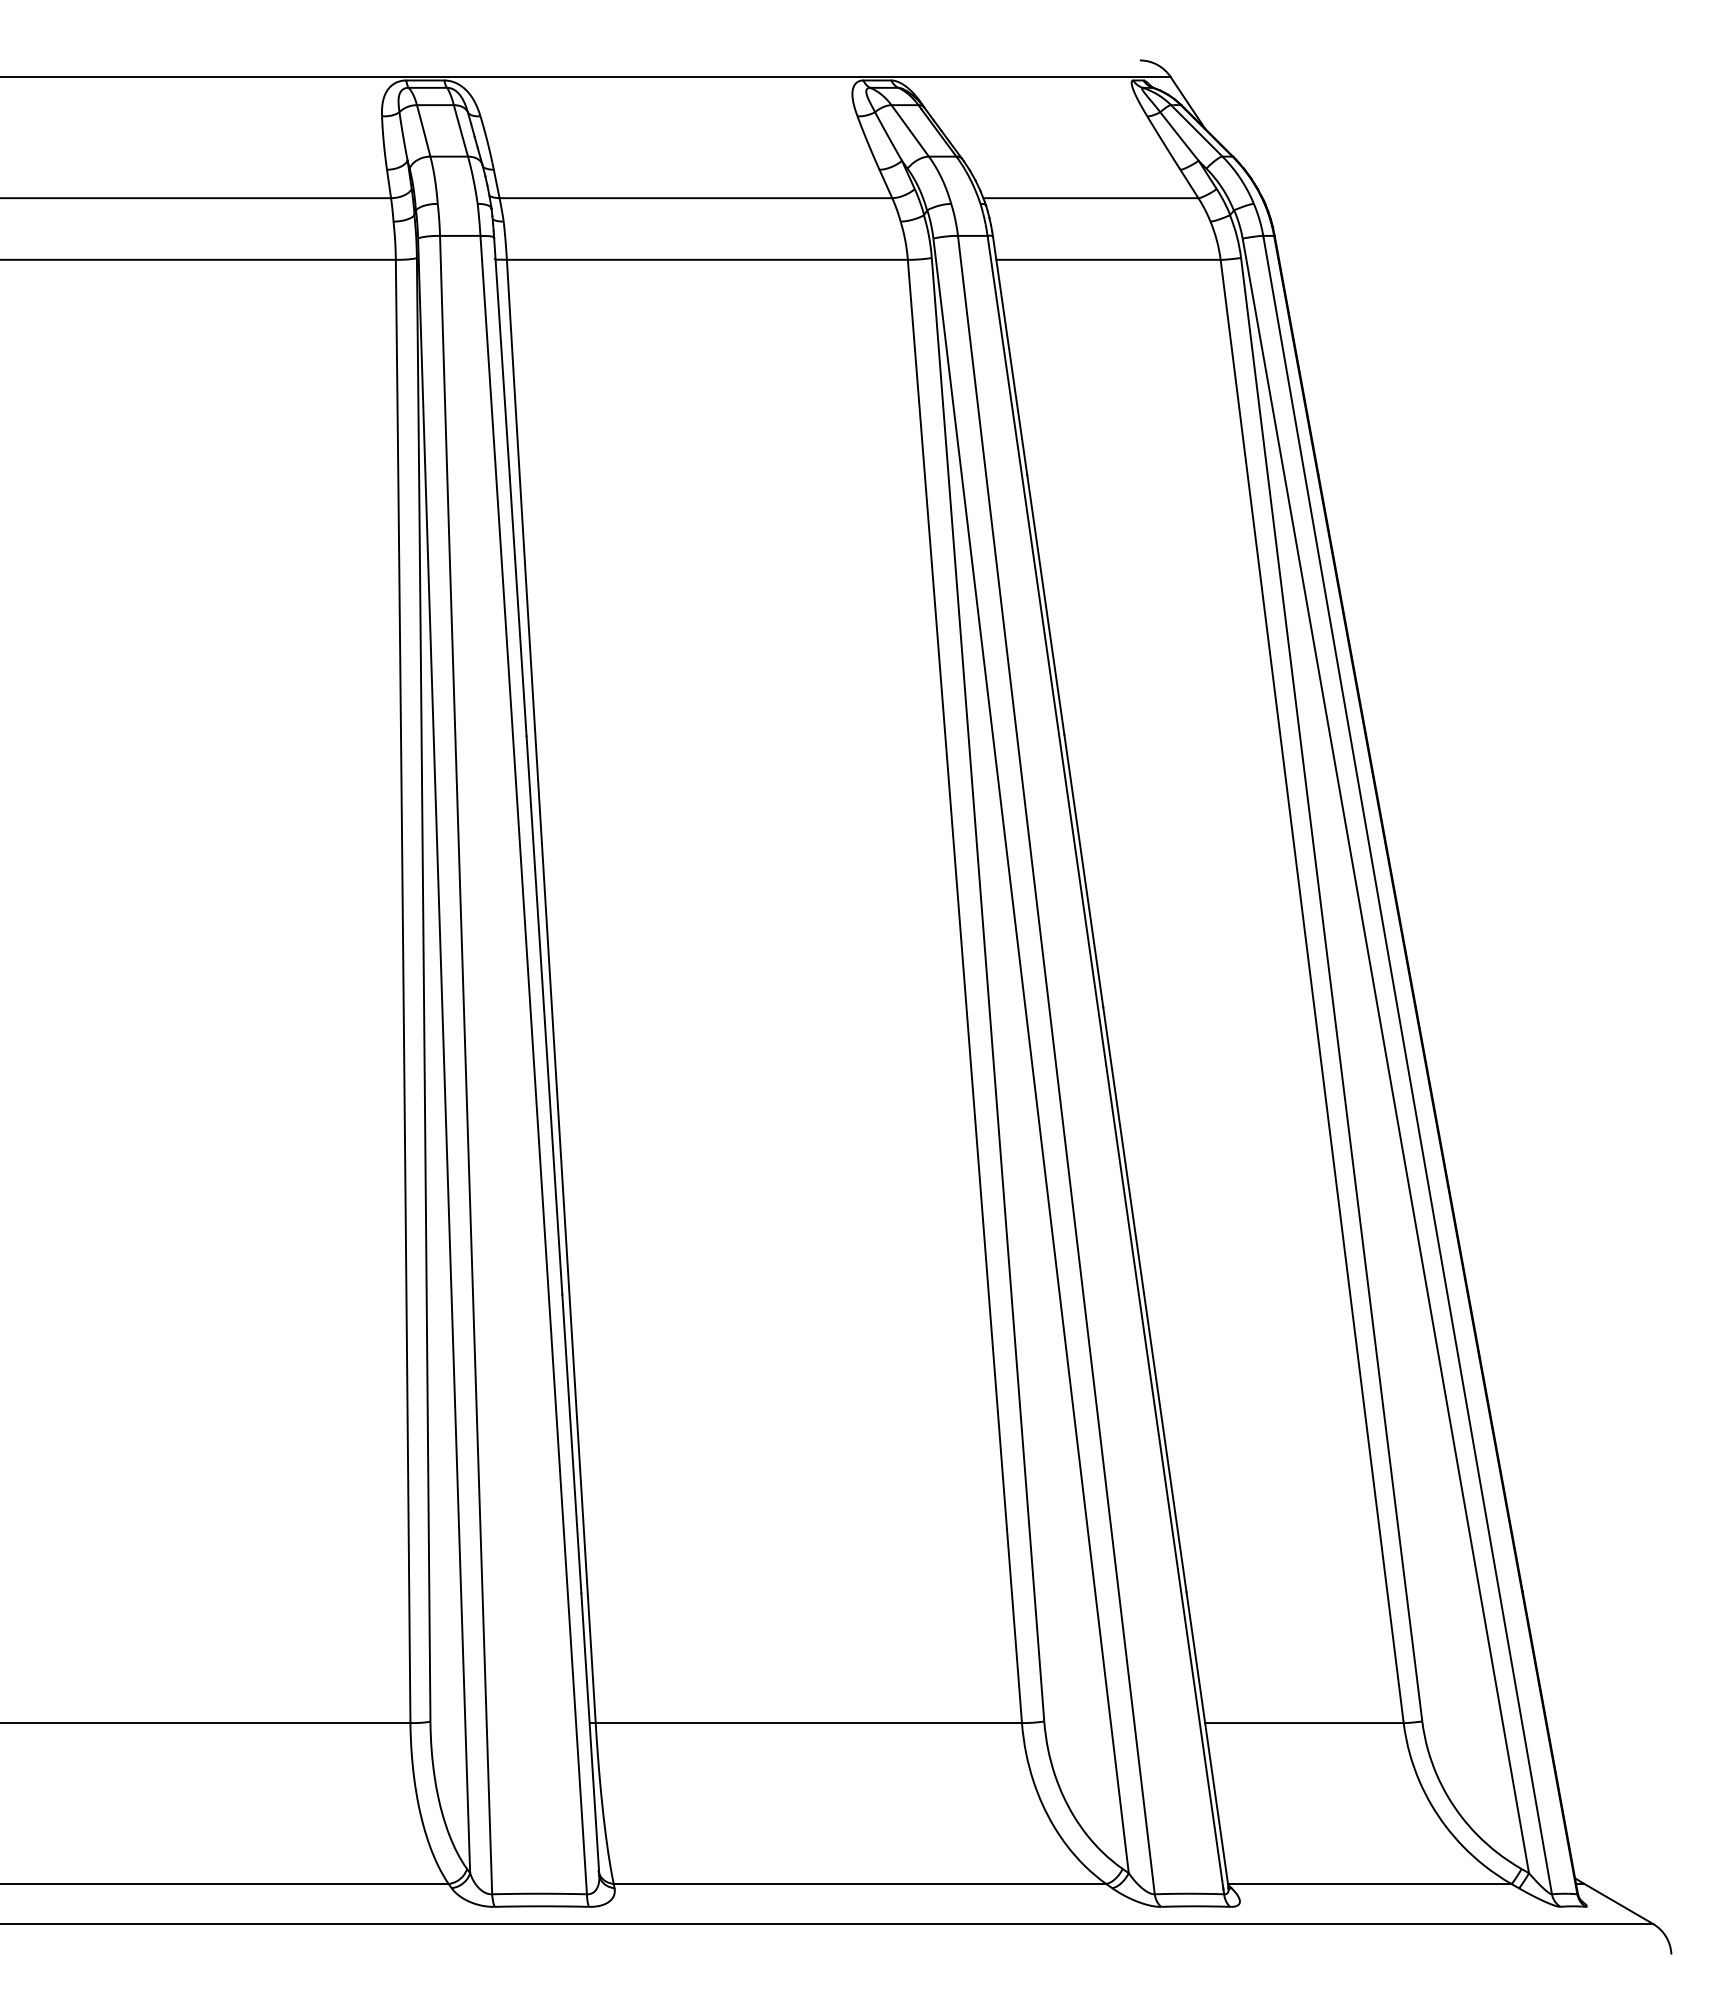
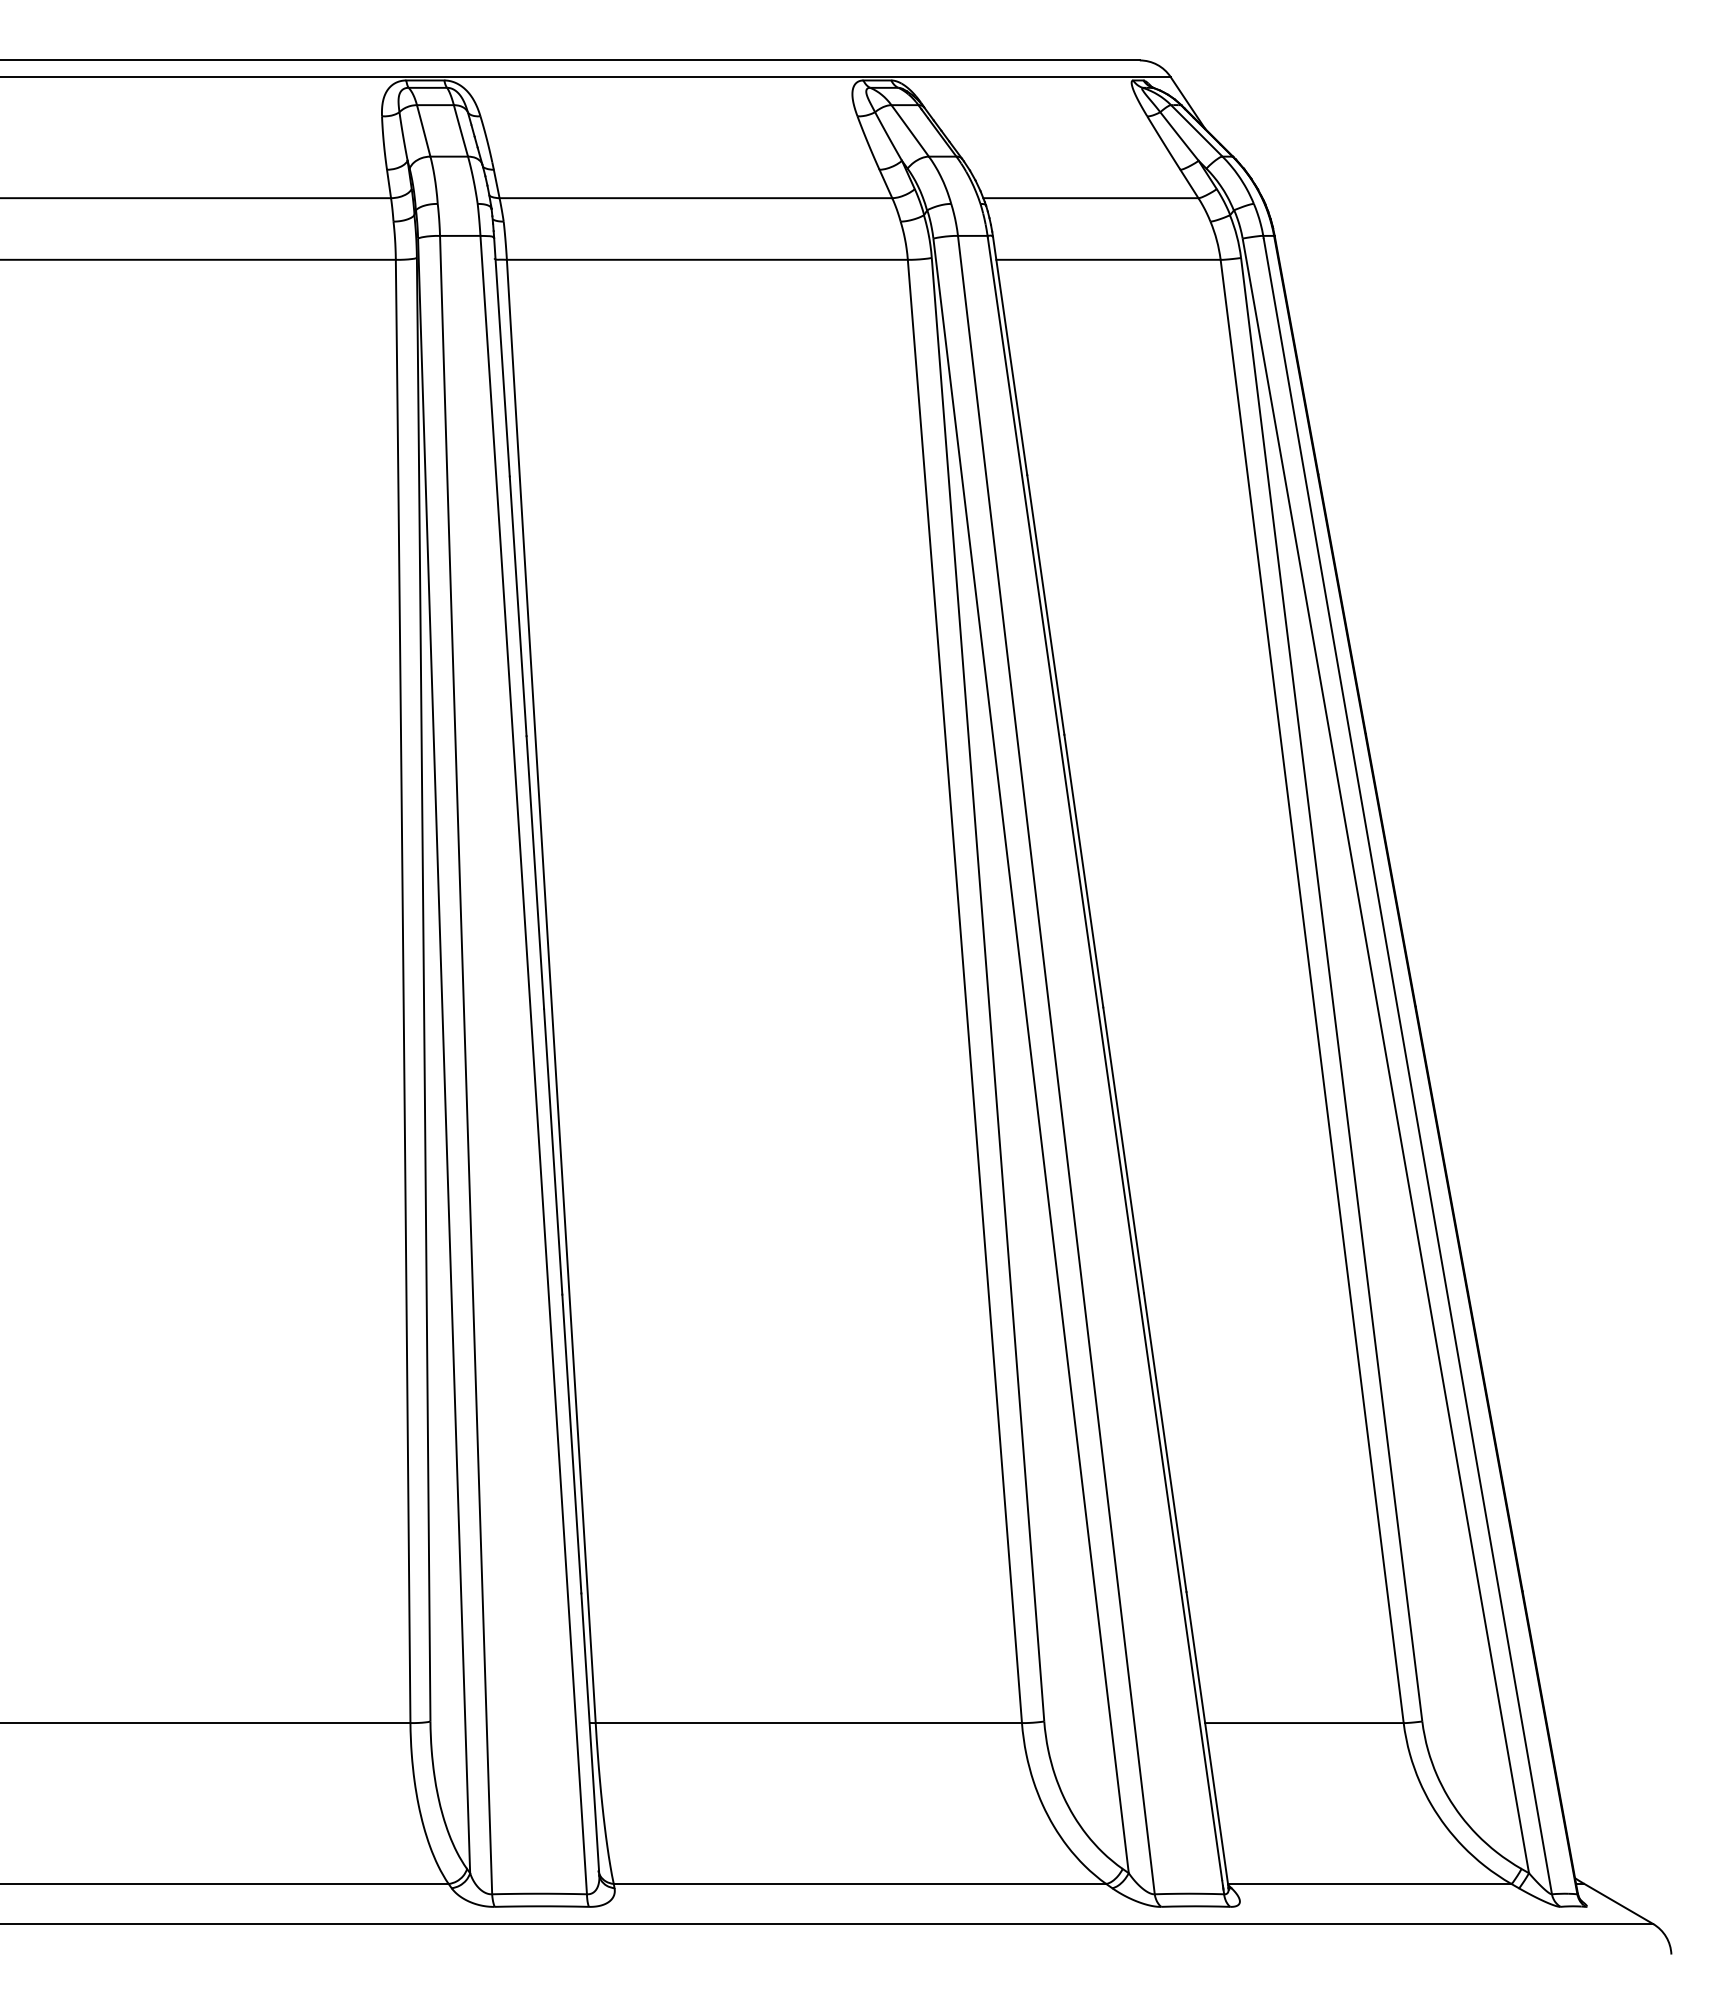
line: none -> present (570, 60)
